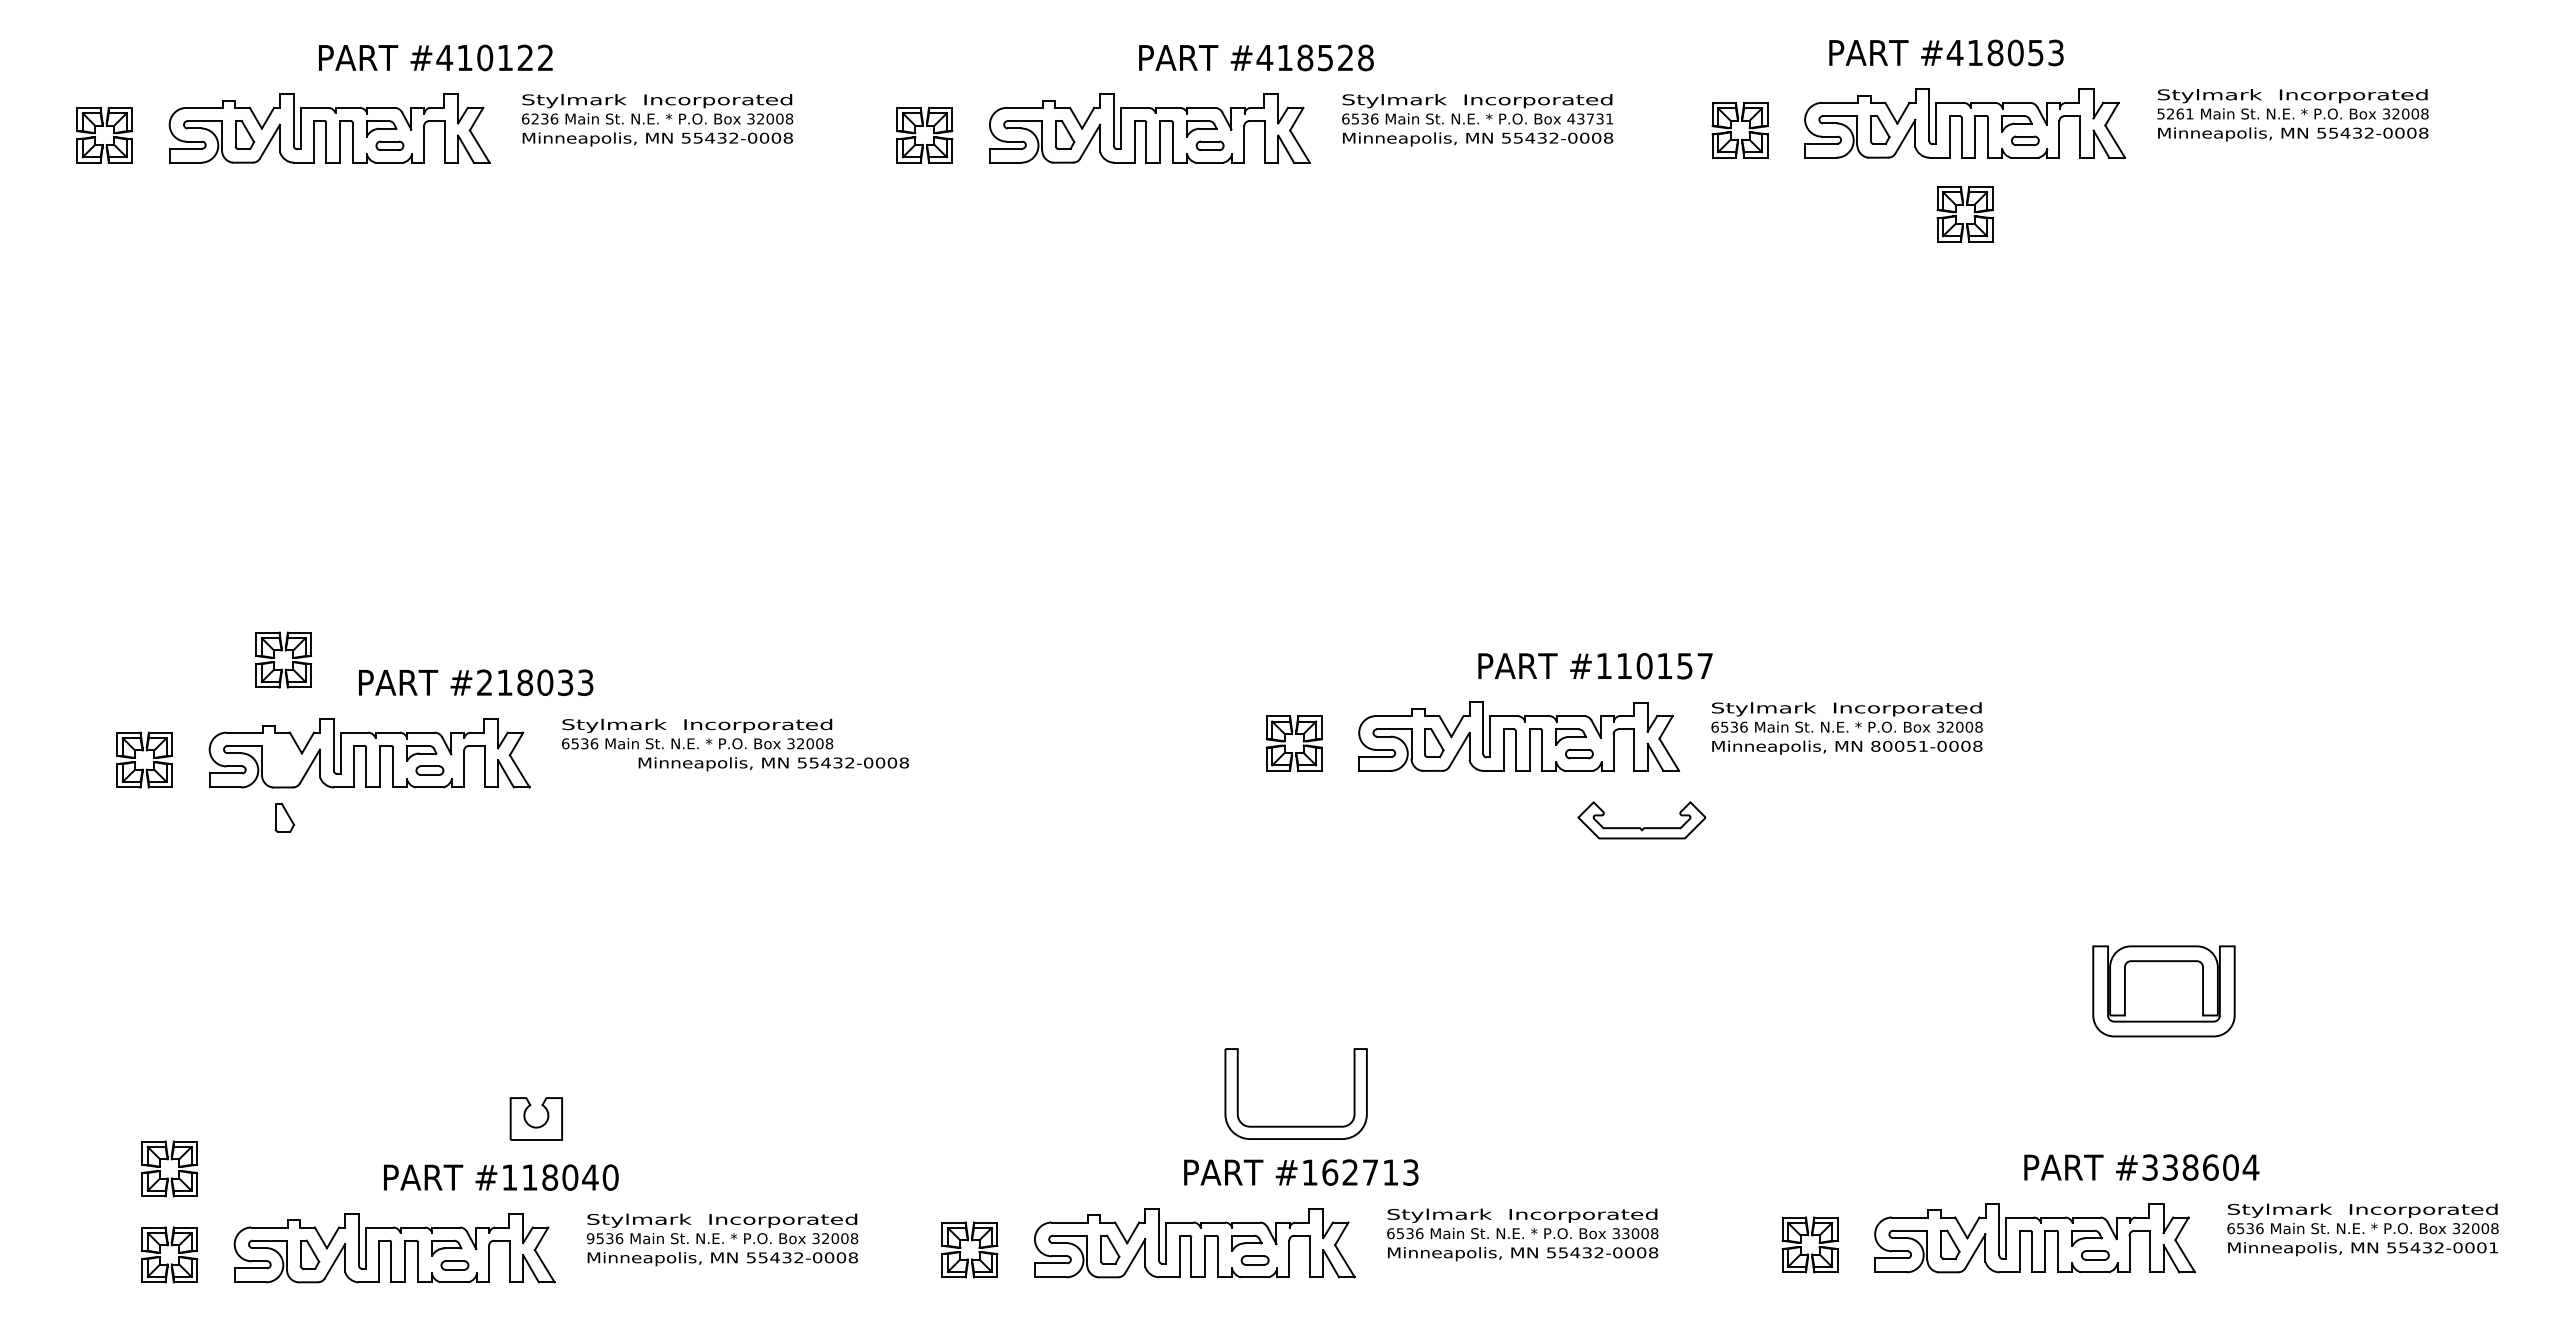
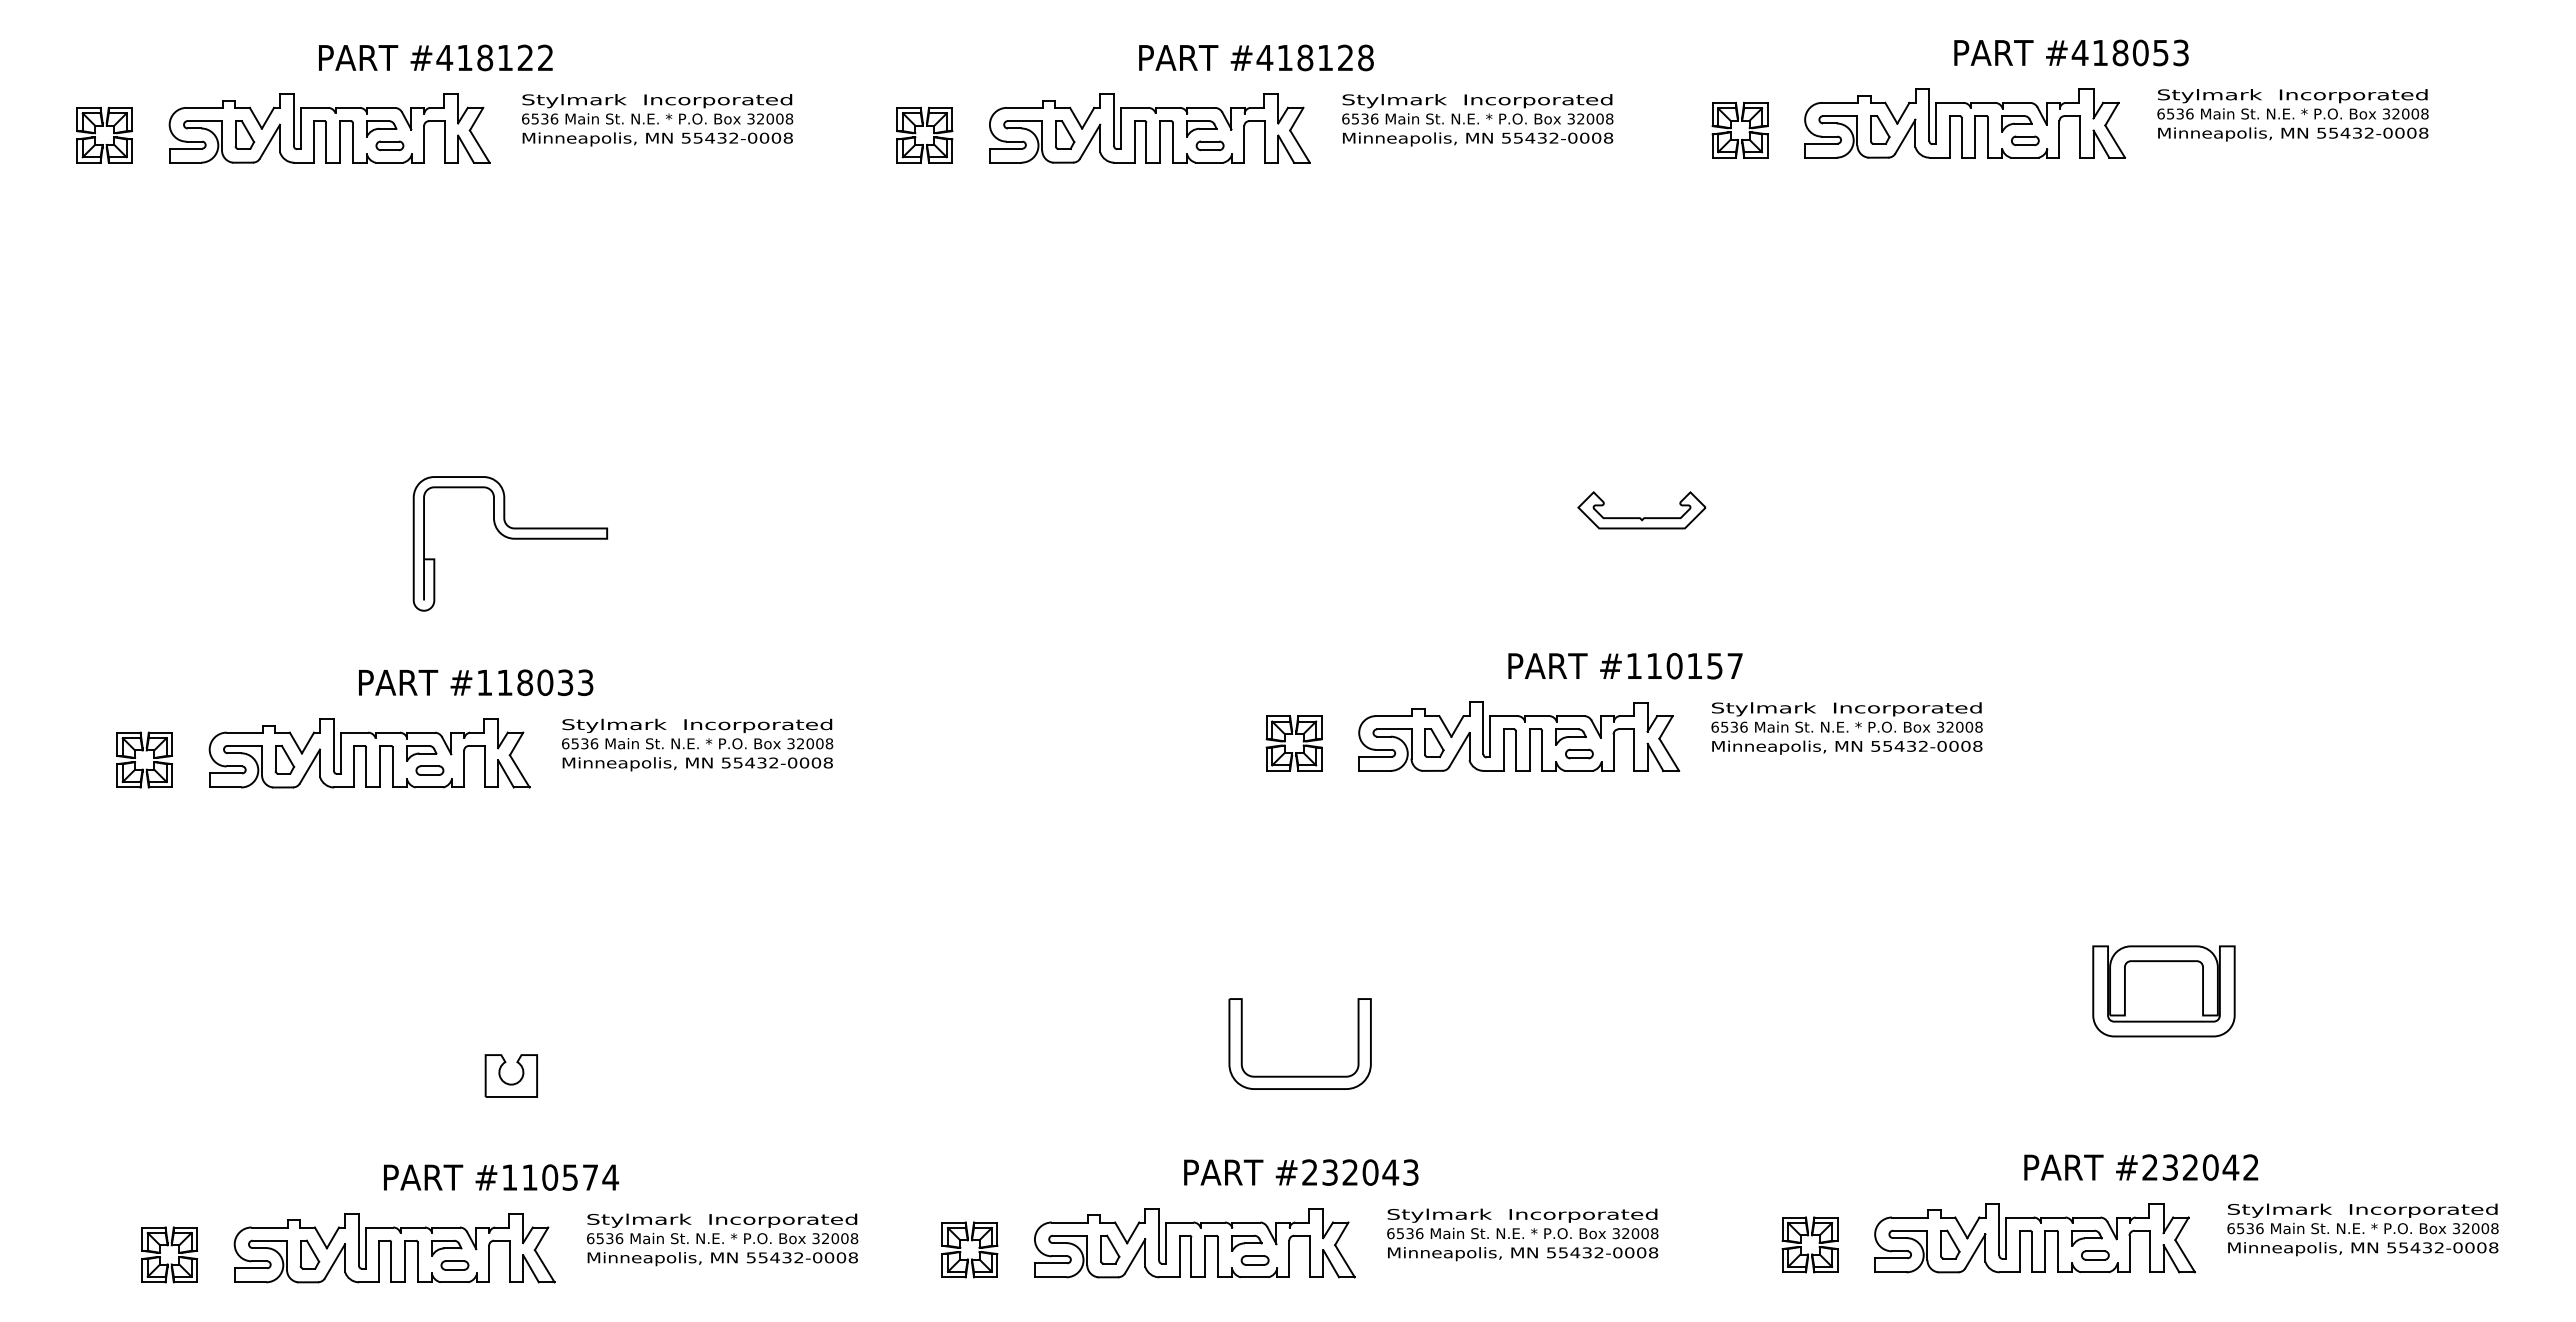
text position: (1946, 52) -> (2071, 52) (2071, 52)
text: #410122 -> #418122 (485, 57)
text: #418528 -> #418128 (1325, 58)
text: 5261 -> 6536 (2175, 113)
text: 6236 -> 6536 (534, 118)
text: 43731 -> 32008 (1590, 118)
part: present -> none (1963, 205)
curve: none -> present (510, 539)
part: present -> none (282, 651)
text position: (1595, 666) -> (1625, 666) (1625, 666)
text: #218033 -> #118033 (484, 682)
text: 80051-0008 -> 55432-0008 (1899, 745)
text position: (773, 764) -> (697, 764) (697, 764)
part position: (284, 817) -> (284, 759) (284, 759)
part position: (1640, 827) -> (1640, 517) (1640, 517)
part position: (532, 1125) -> (507, 1082) (507, 1082)
part position: (1295, 1125) -> (1299, 1075) (1299, 1075)
part: present -> none (168, 1160)
text: #338604 -> #232042 (2200, 1167)
text: #162713 -> #232043 (1350, 1172)
text: #118040 -> #110574 (580, 1177)
text: 33008 -> 32008 (1625, 1234)
text: 9536 -> 6536 (590, 1238)
text: 55432-0001 -> 55432-0008 (2493, 1247)
